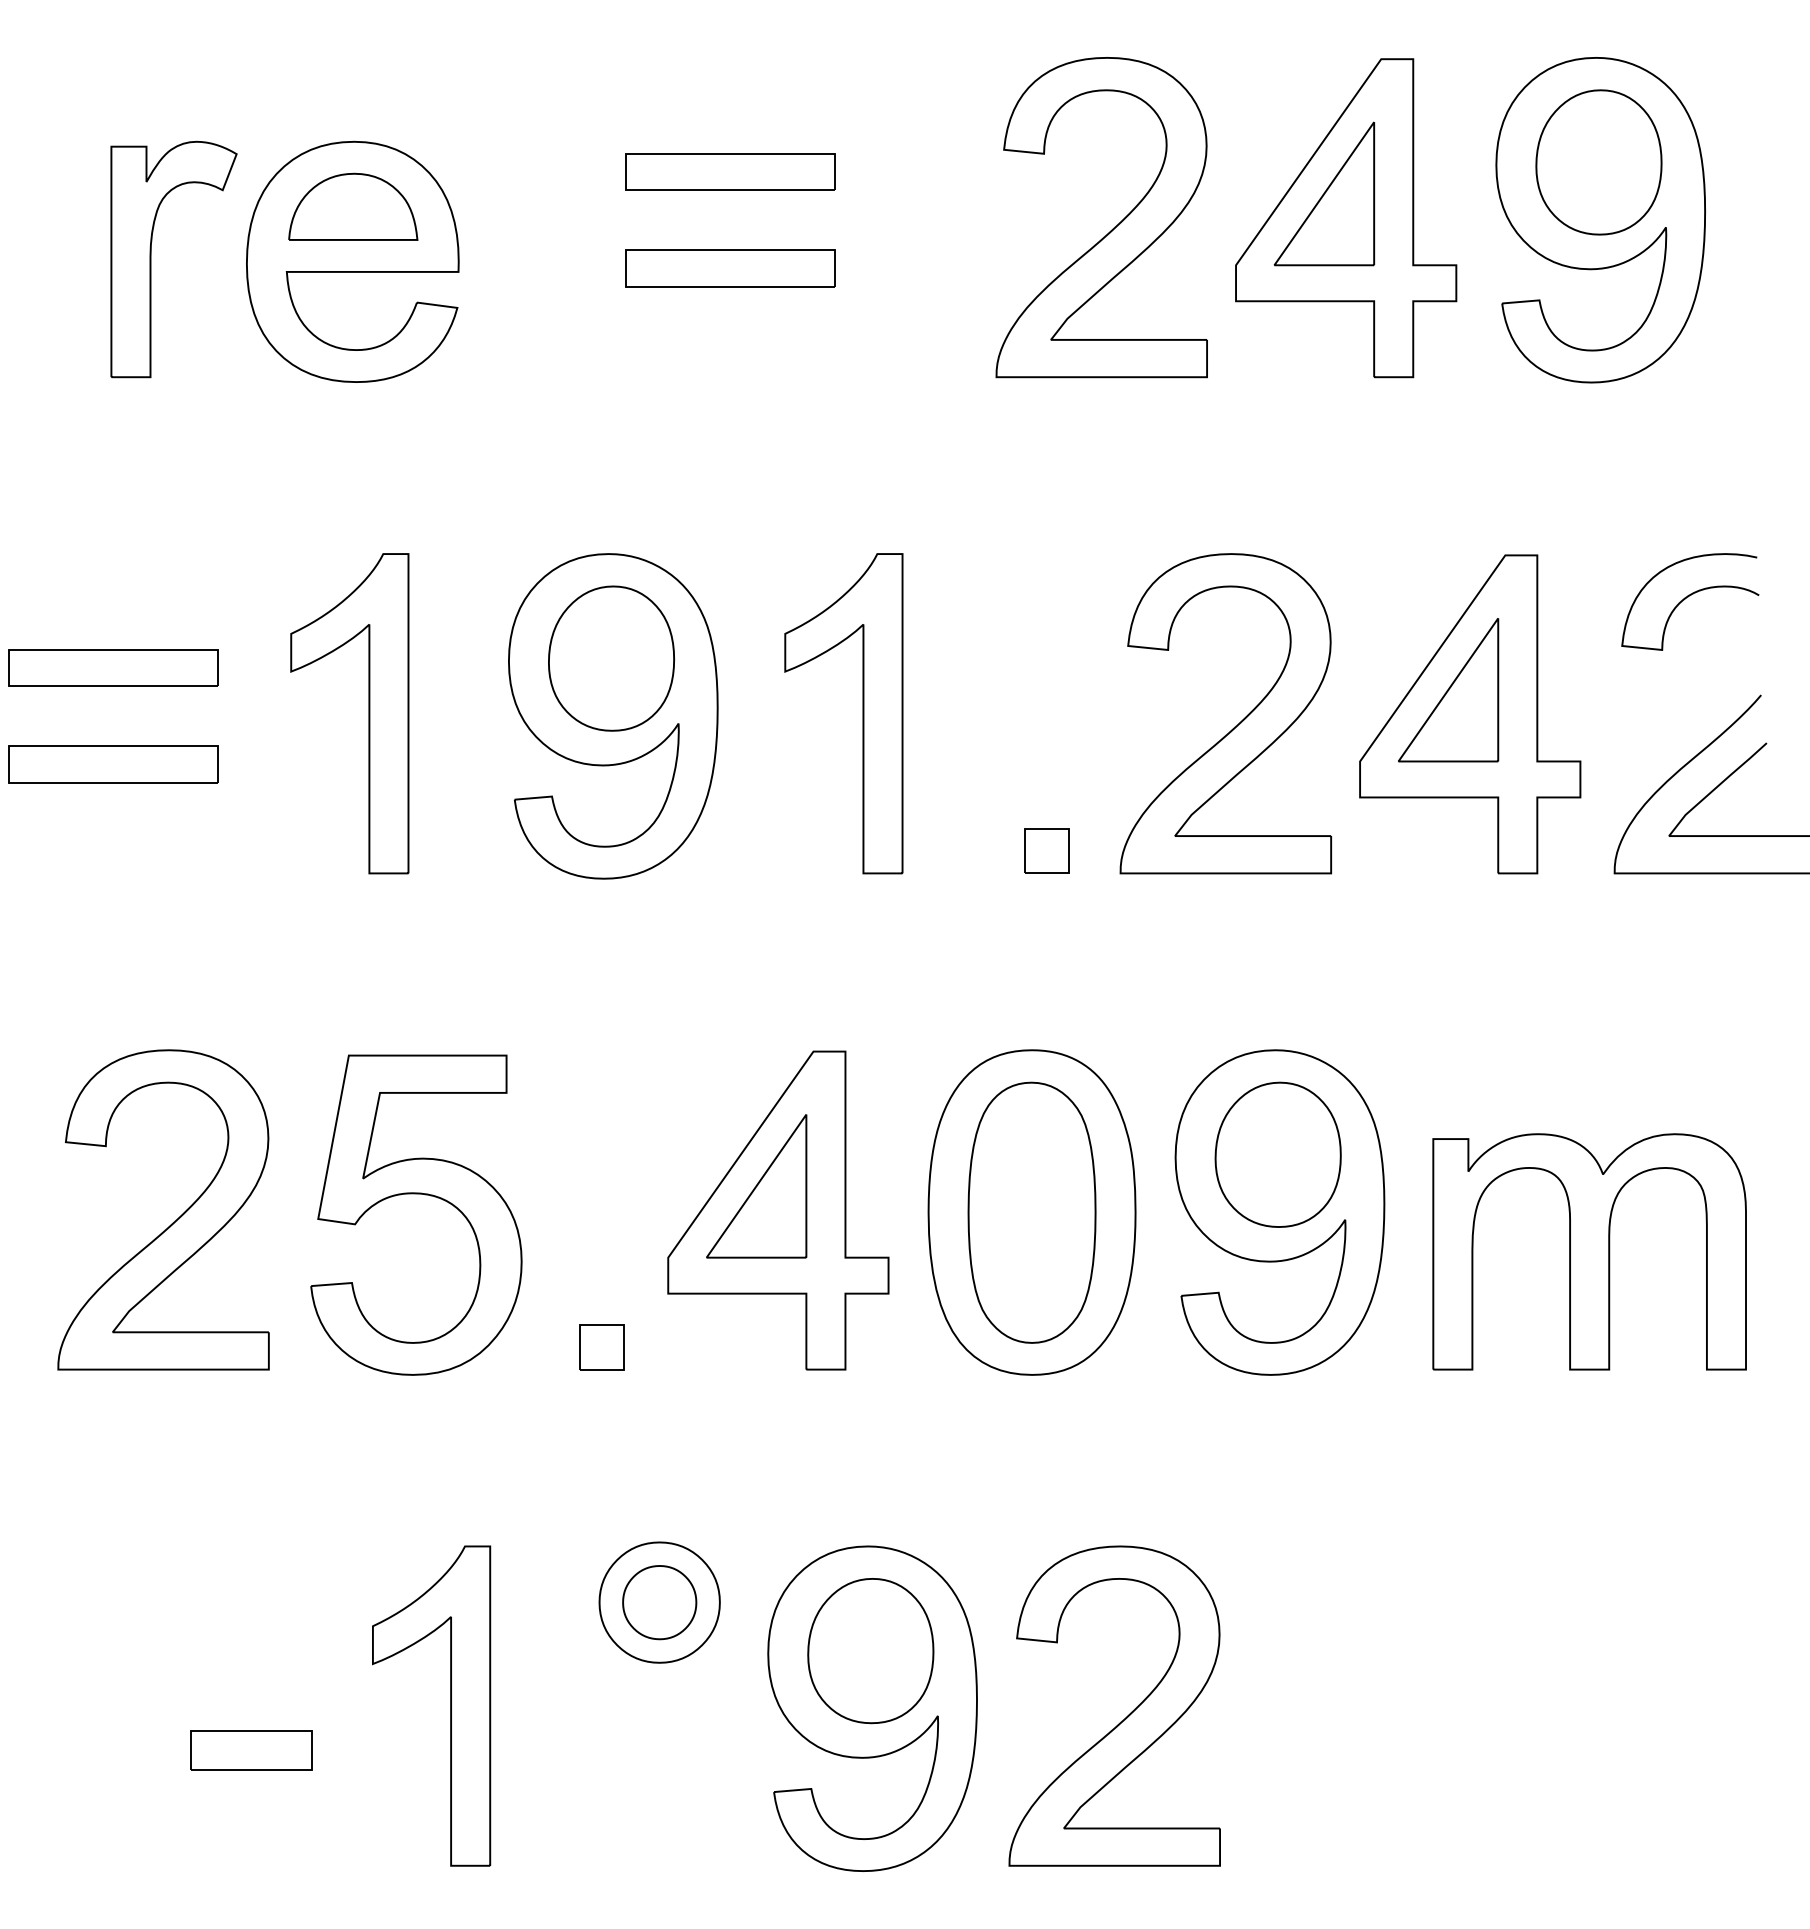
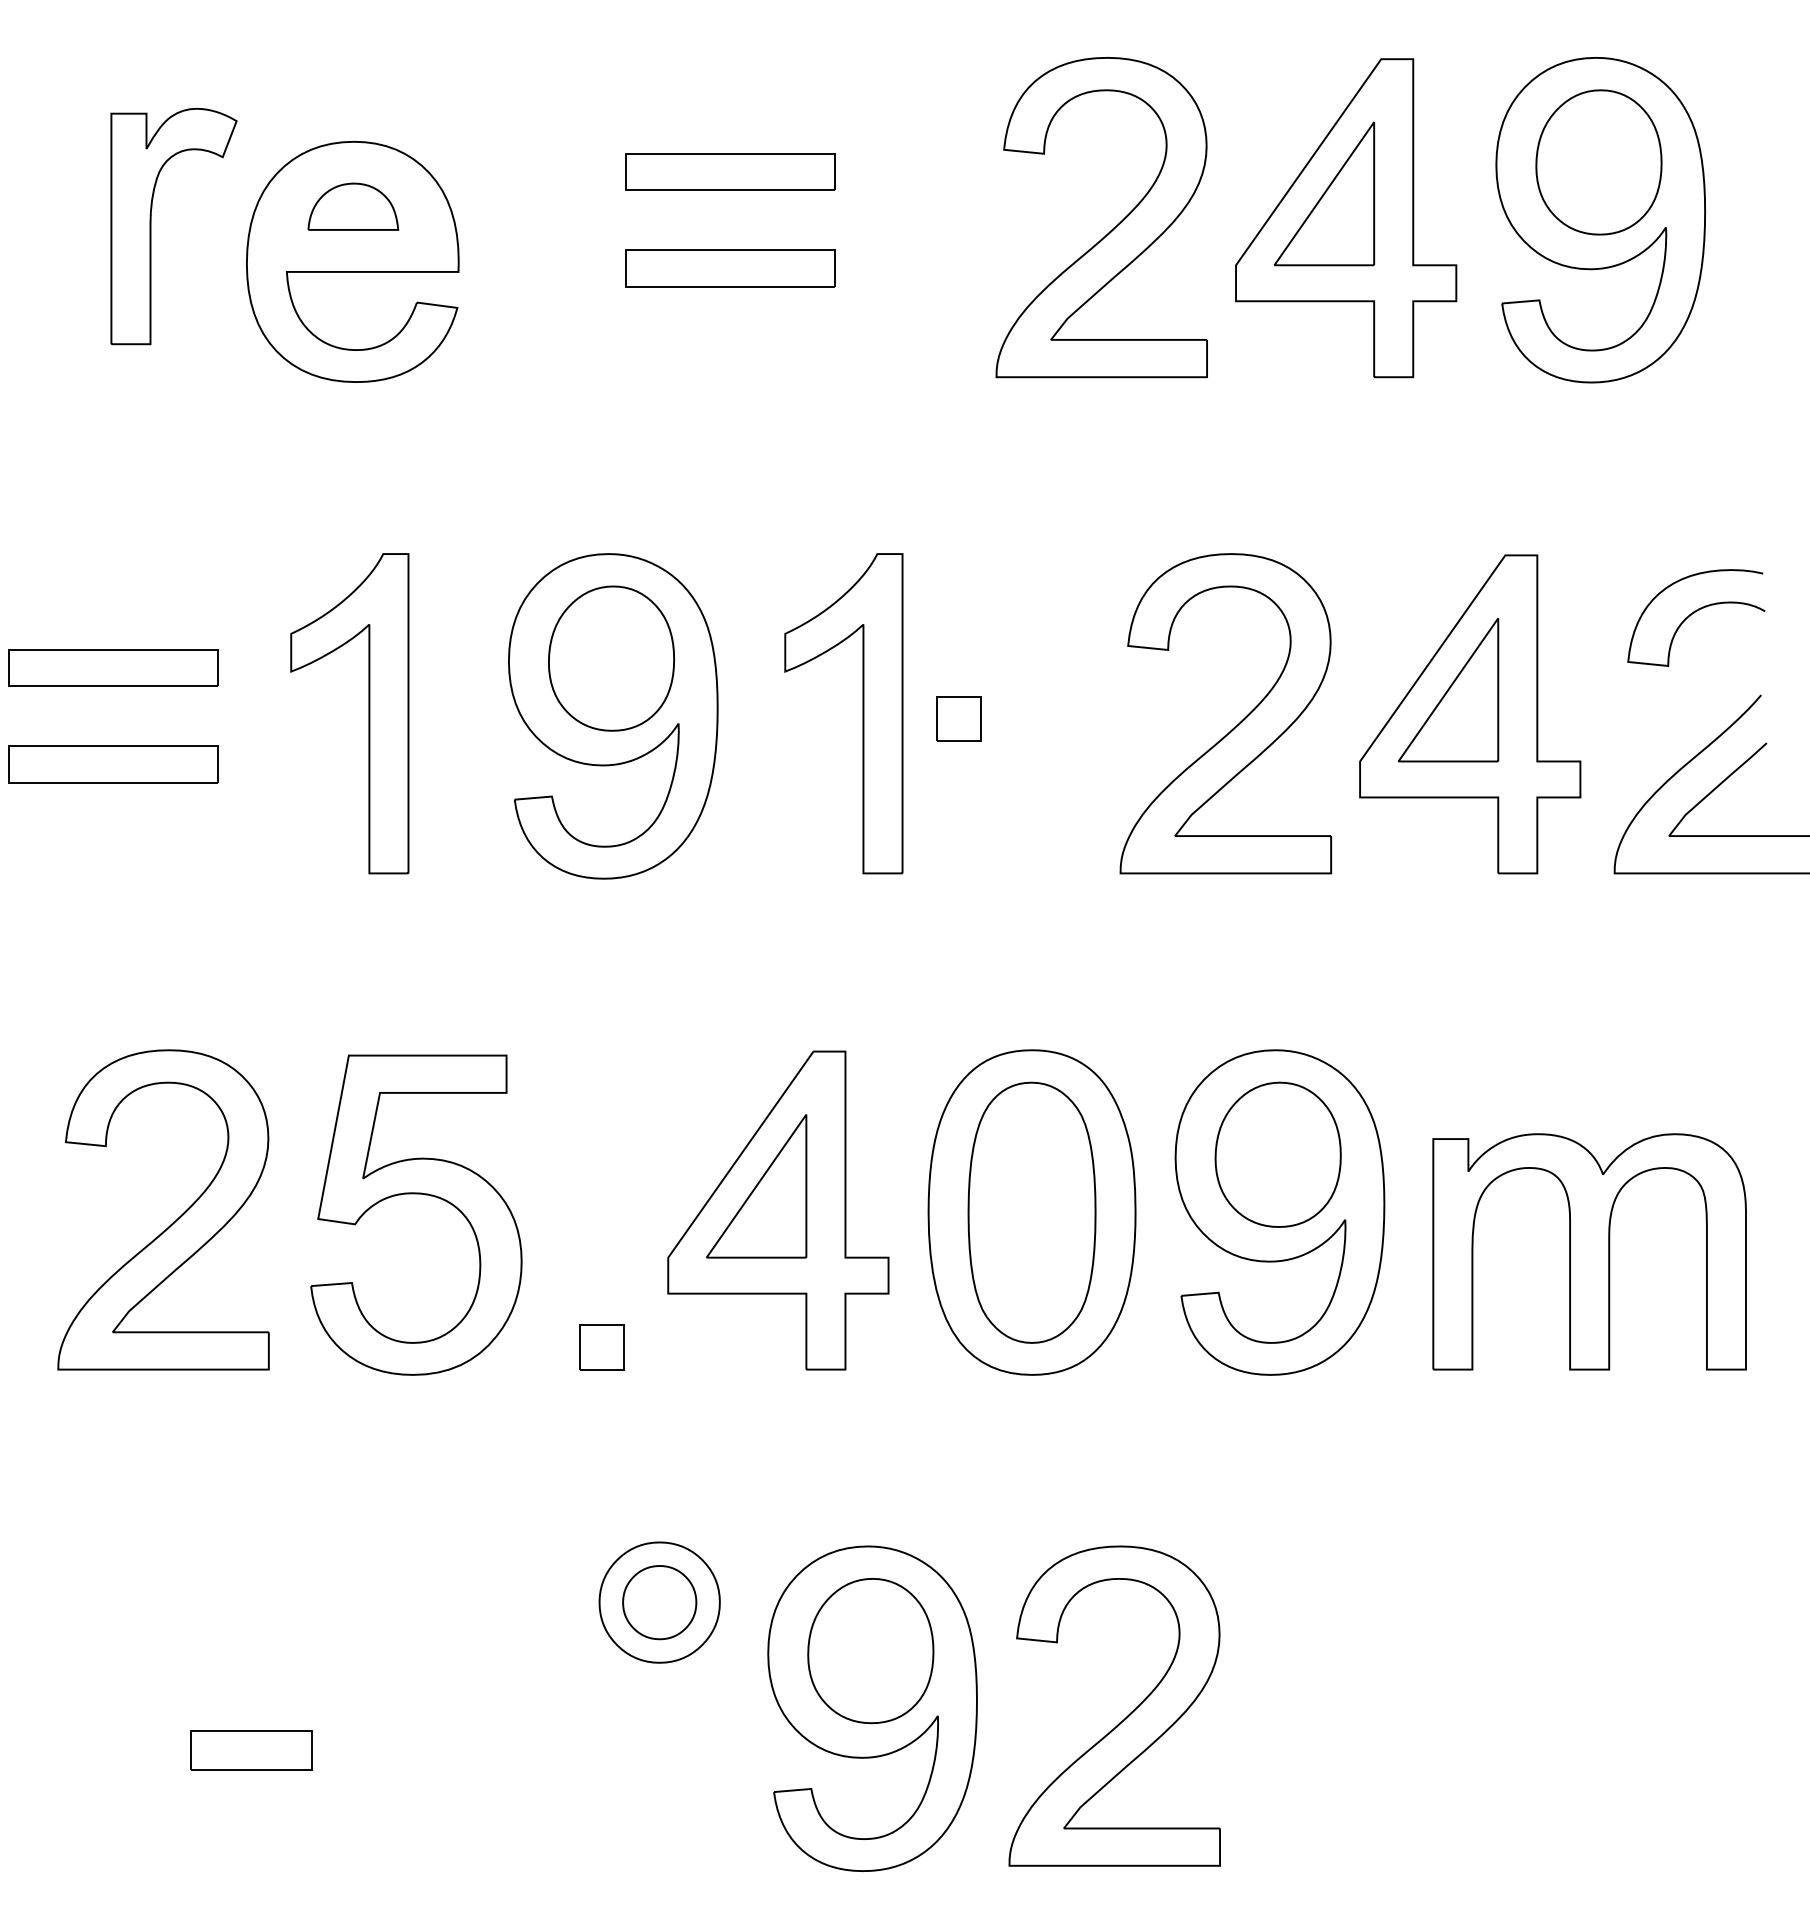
part size: 131x69 px -> 93x49 px (353, 206)
part position: (151, 259) -> (151, 226) (151, 226)
curve position: (1688, 597) -> (1694, 613) (1694, 613)
part position: (1046, 850) -> (958, 718) (958, 718)
part: present -> none (450, 1705)
